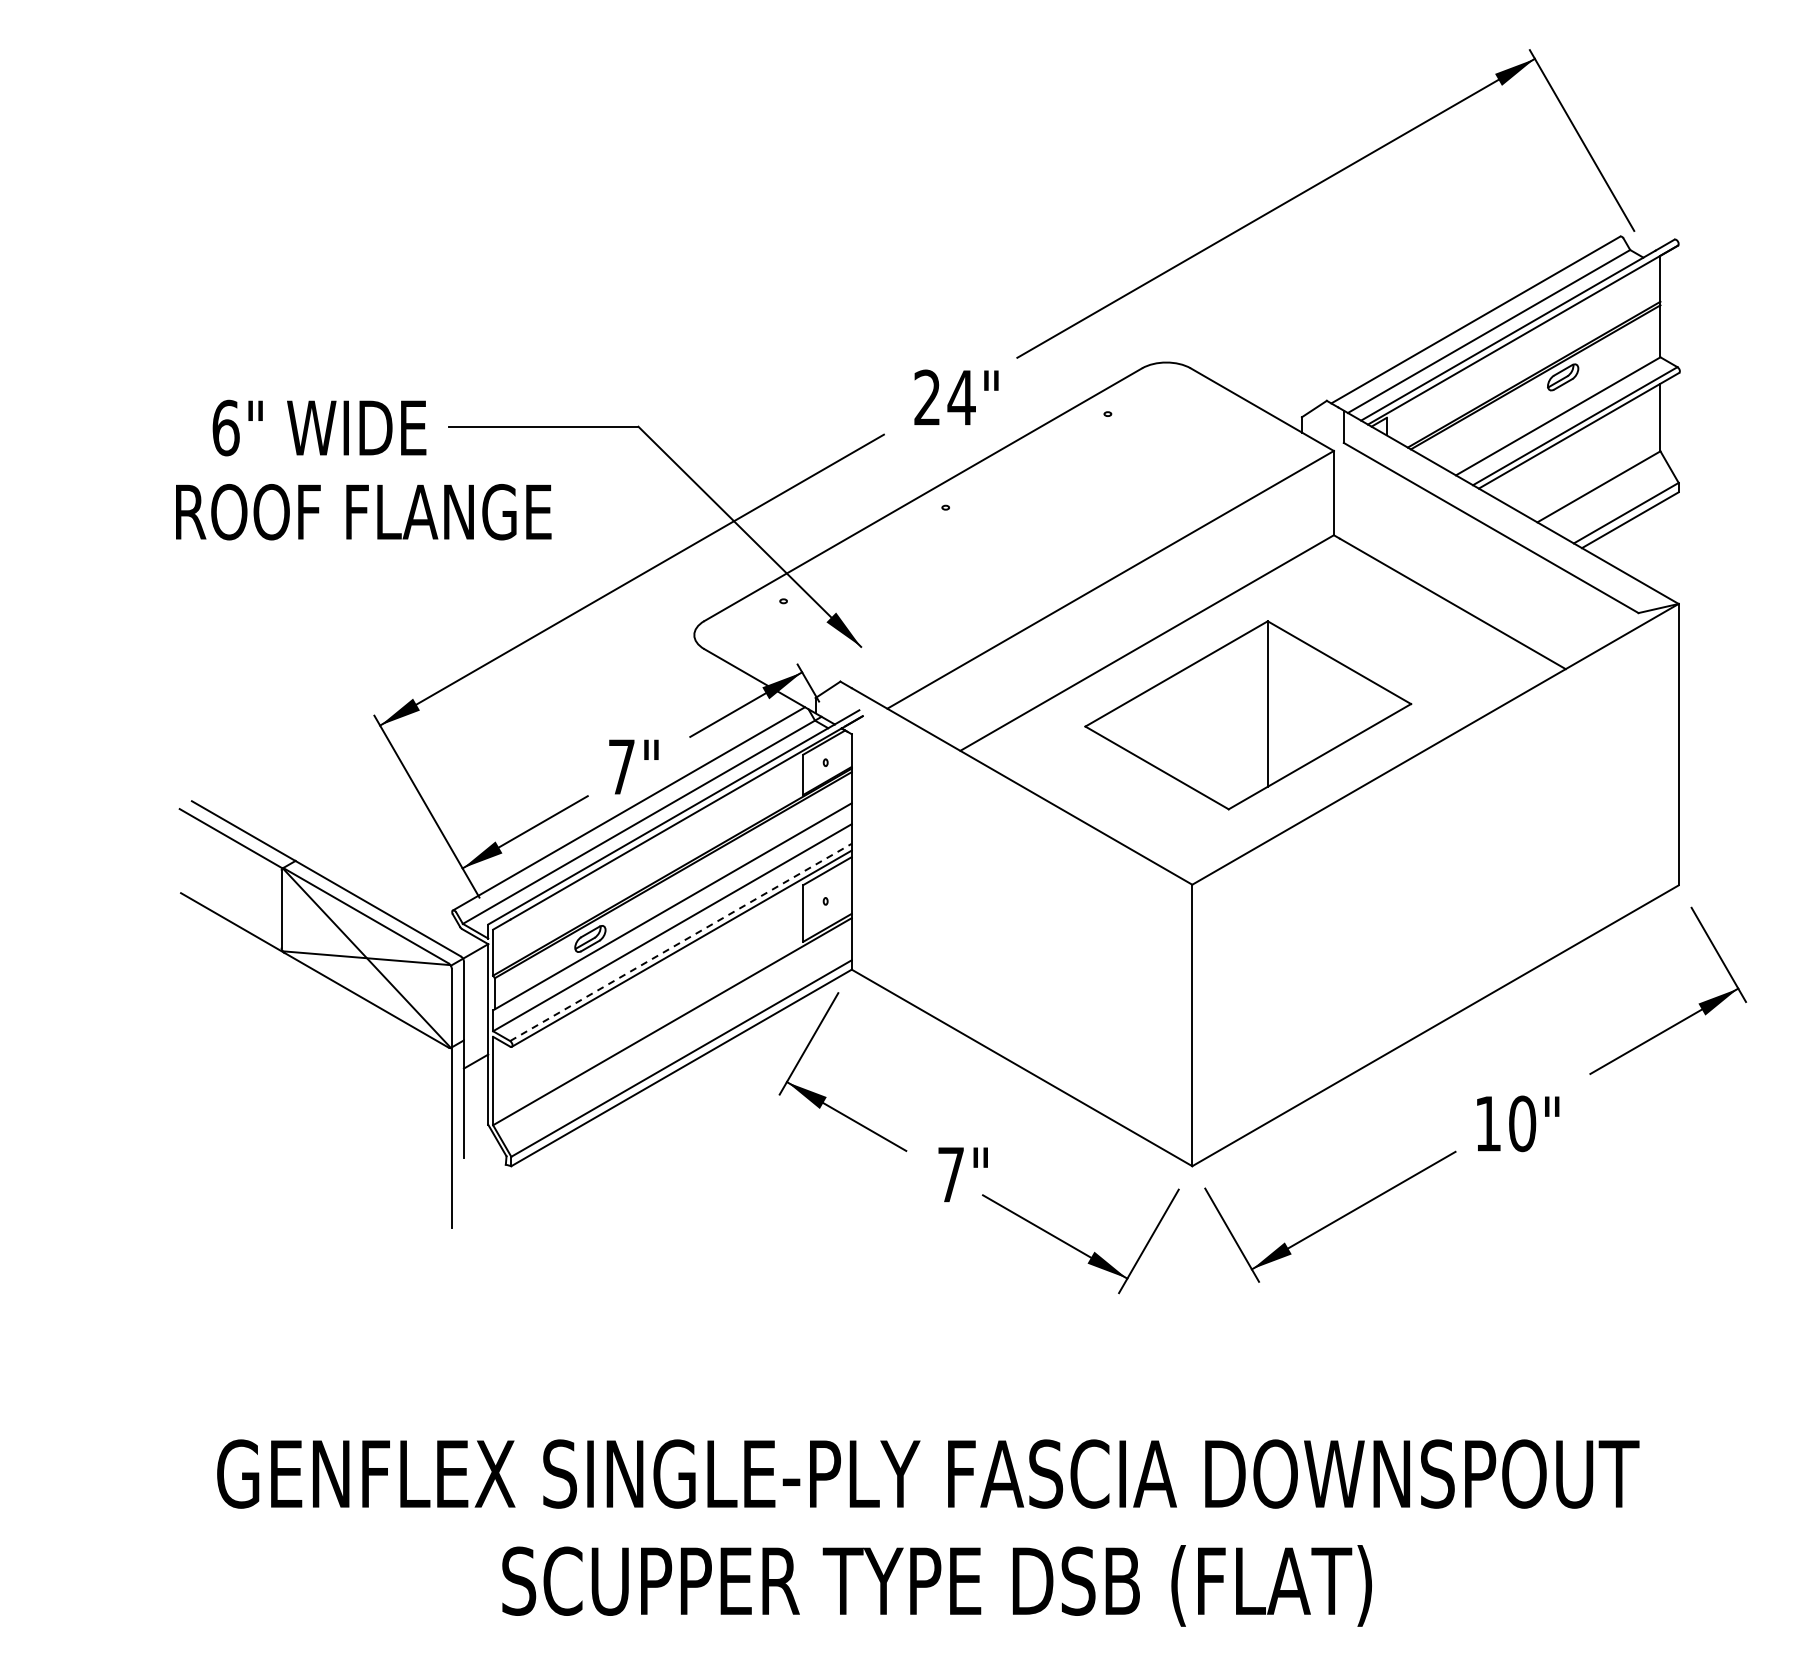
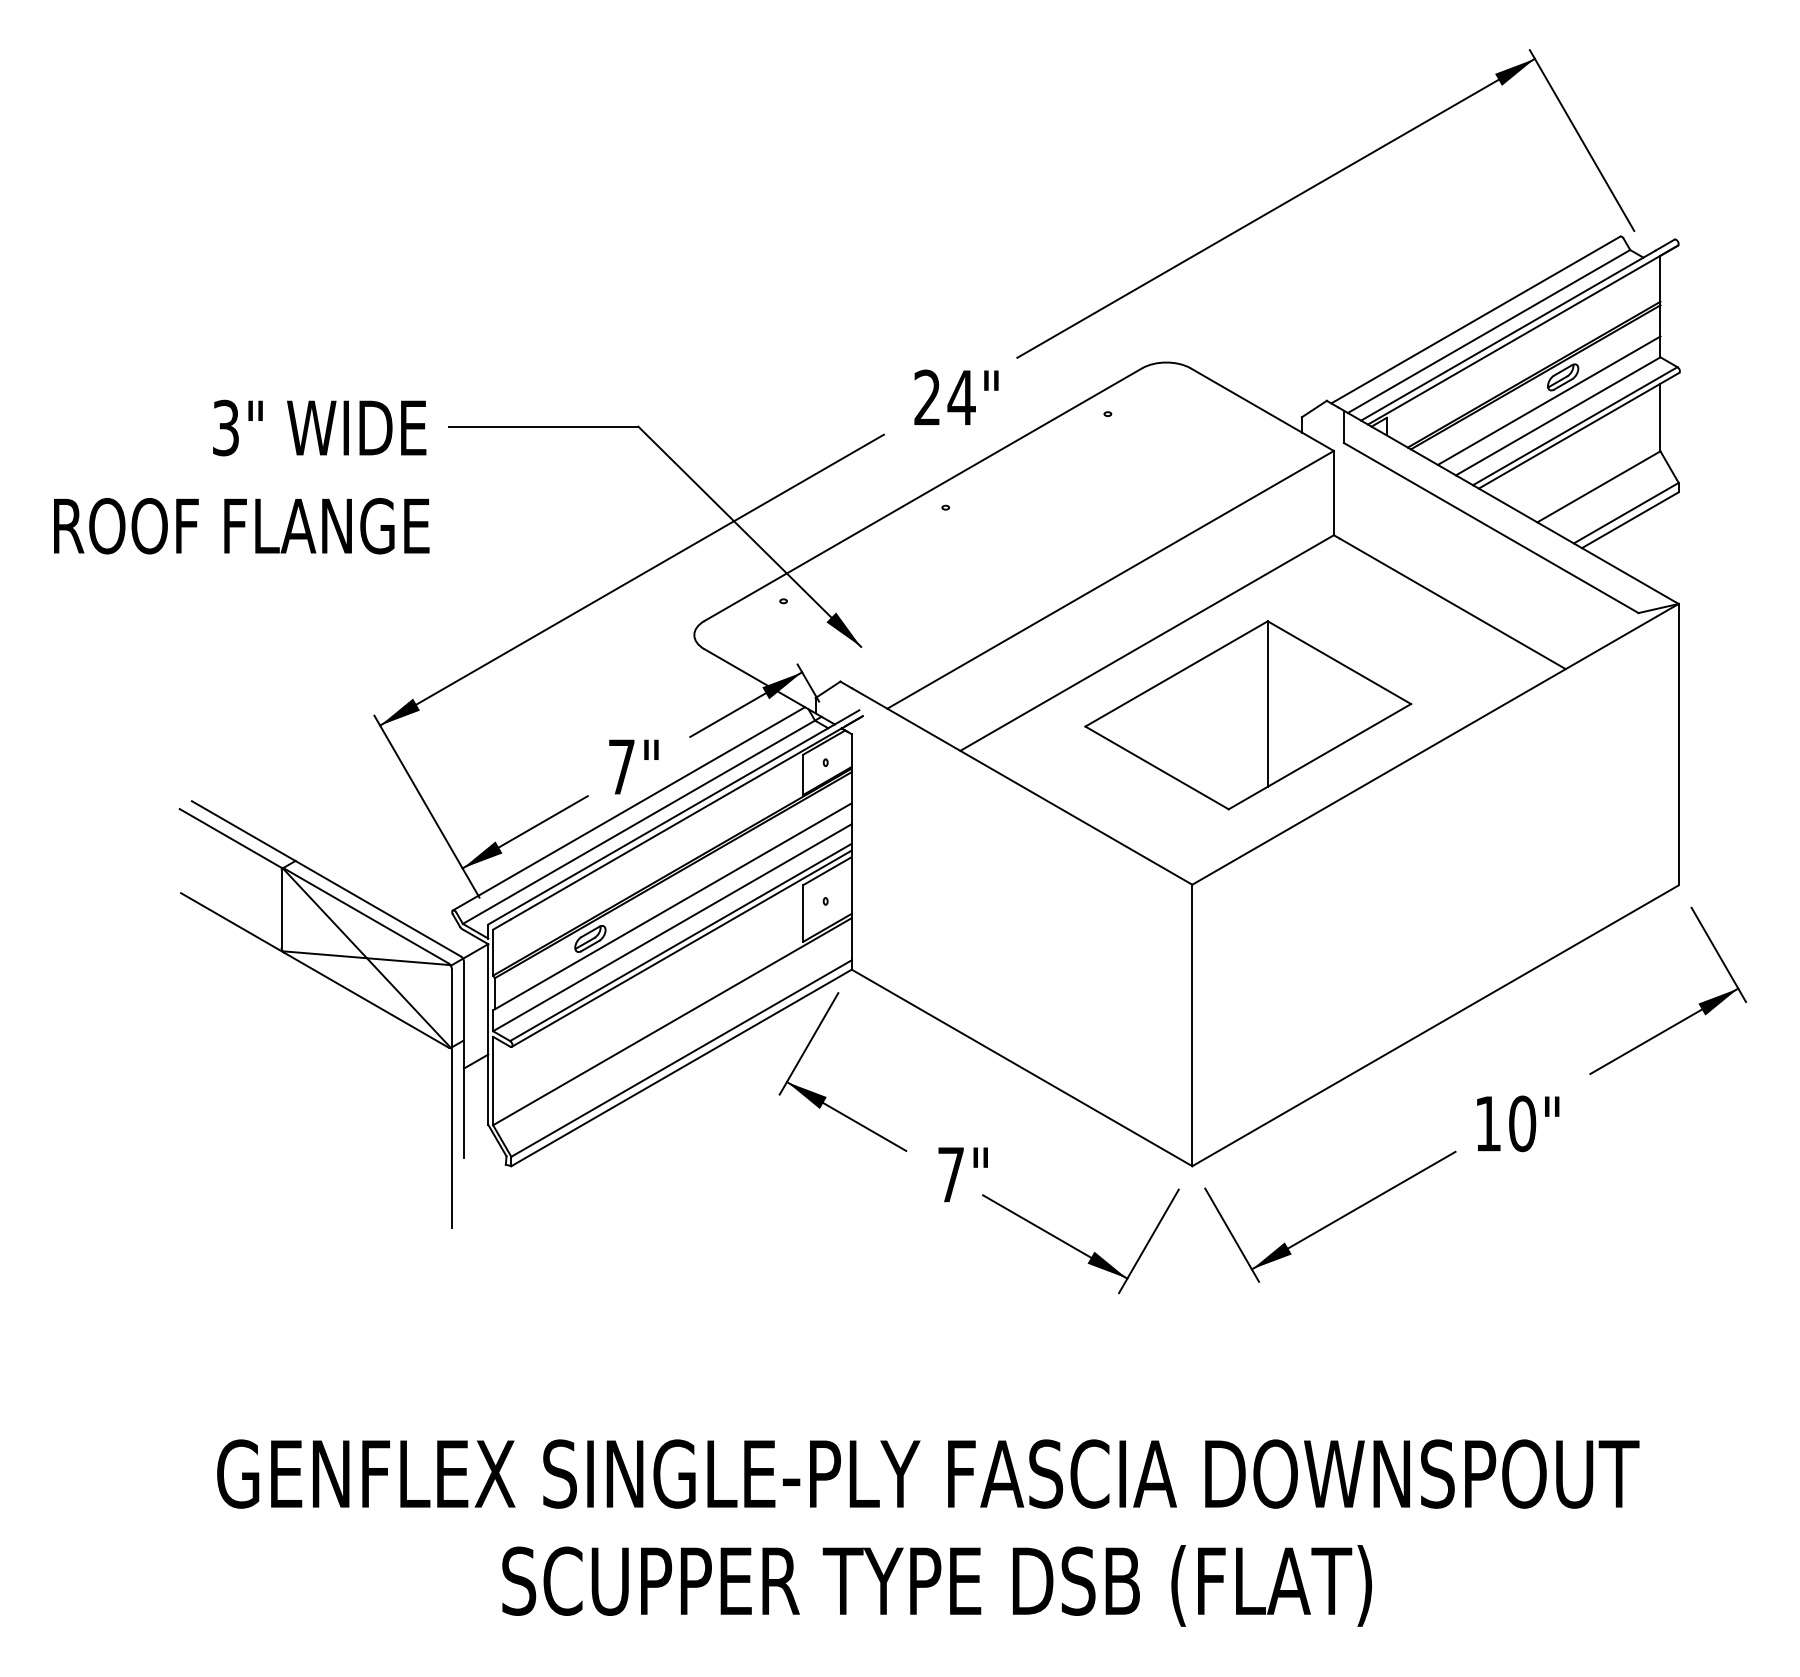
line: none -> present (1548, 400)
text: 6" -> 3" (225, 427)
text position: (363, 512) -> (241, 526) (241, 526)
line: dashed -> solid (681, 942)
